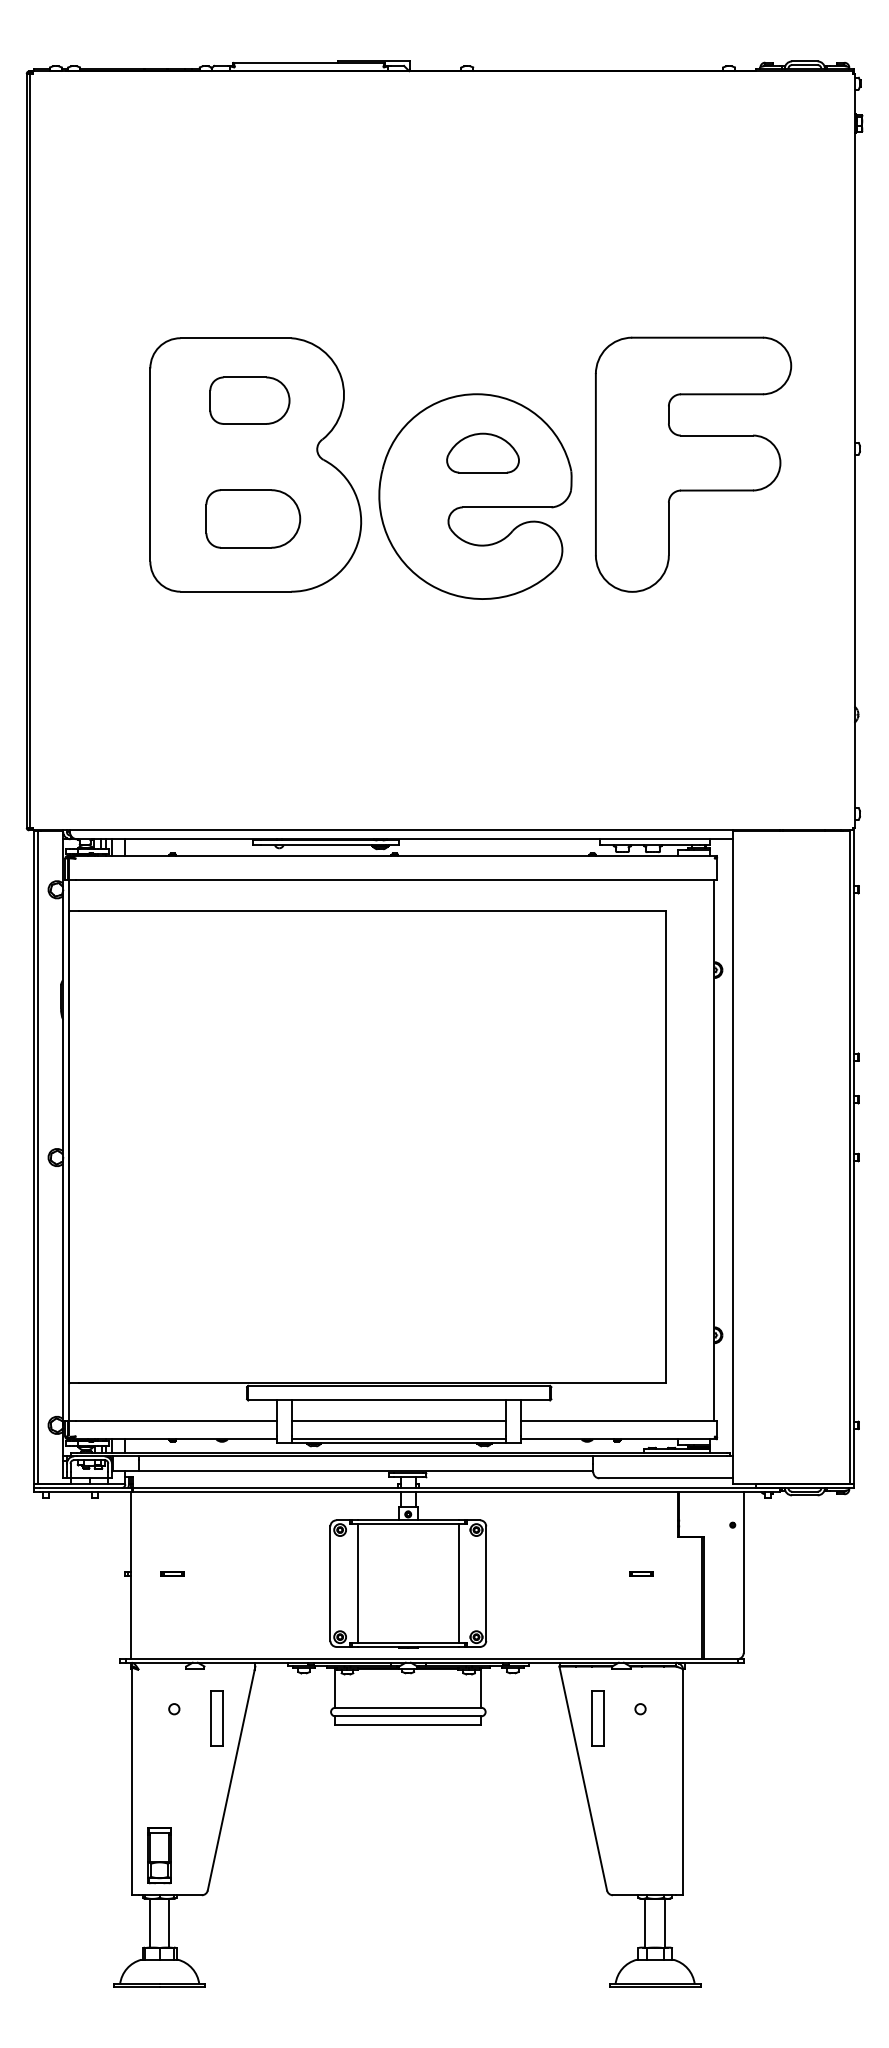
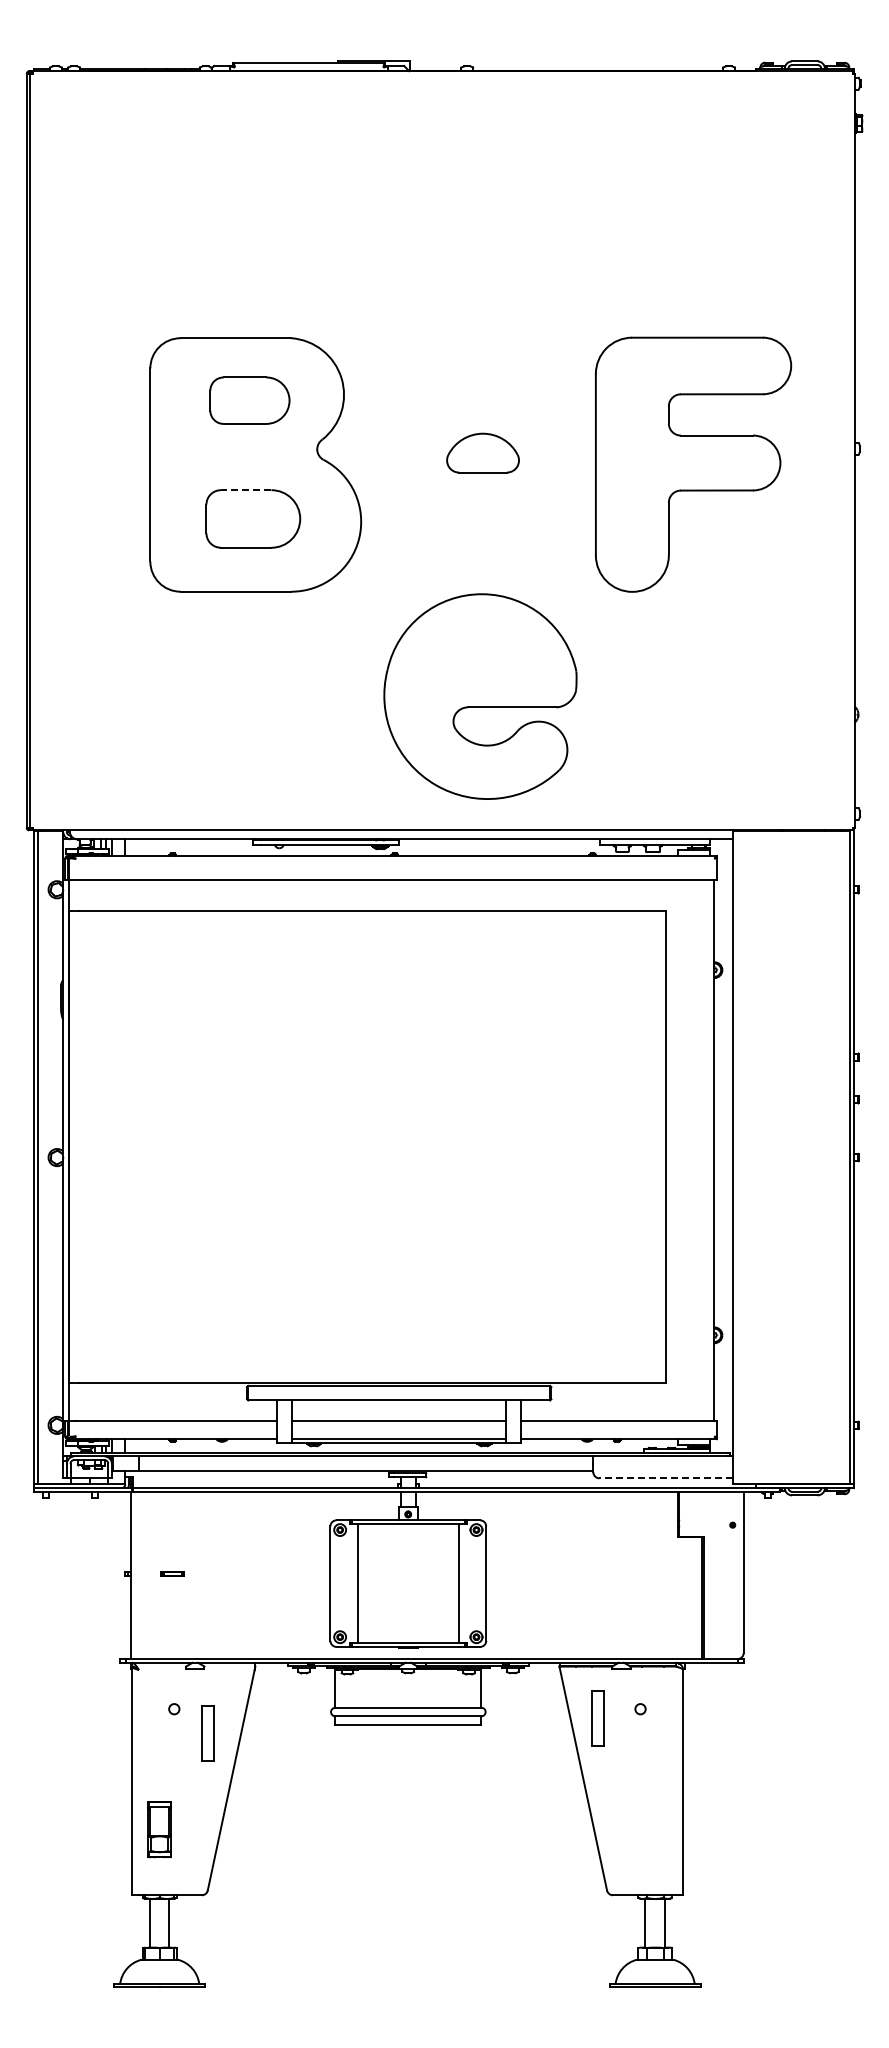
line: solid -> dashed (245, 490)
part position: (475, 496) -> (480, 696) (480, 696)
line: solid -> dashed (666, 1478)
part: present -> none (641, 1573)
part position: (216, 1718) -> (207, 1733) (207, 1733)
part position: (159, 1855) -> (159, 1829) (159, 1829)
